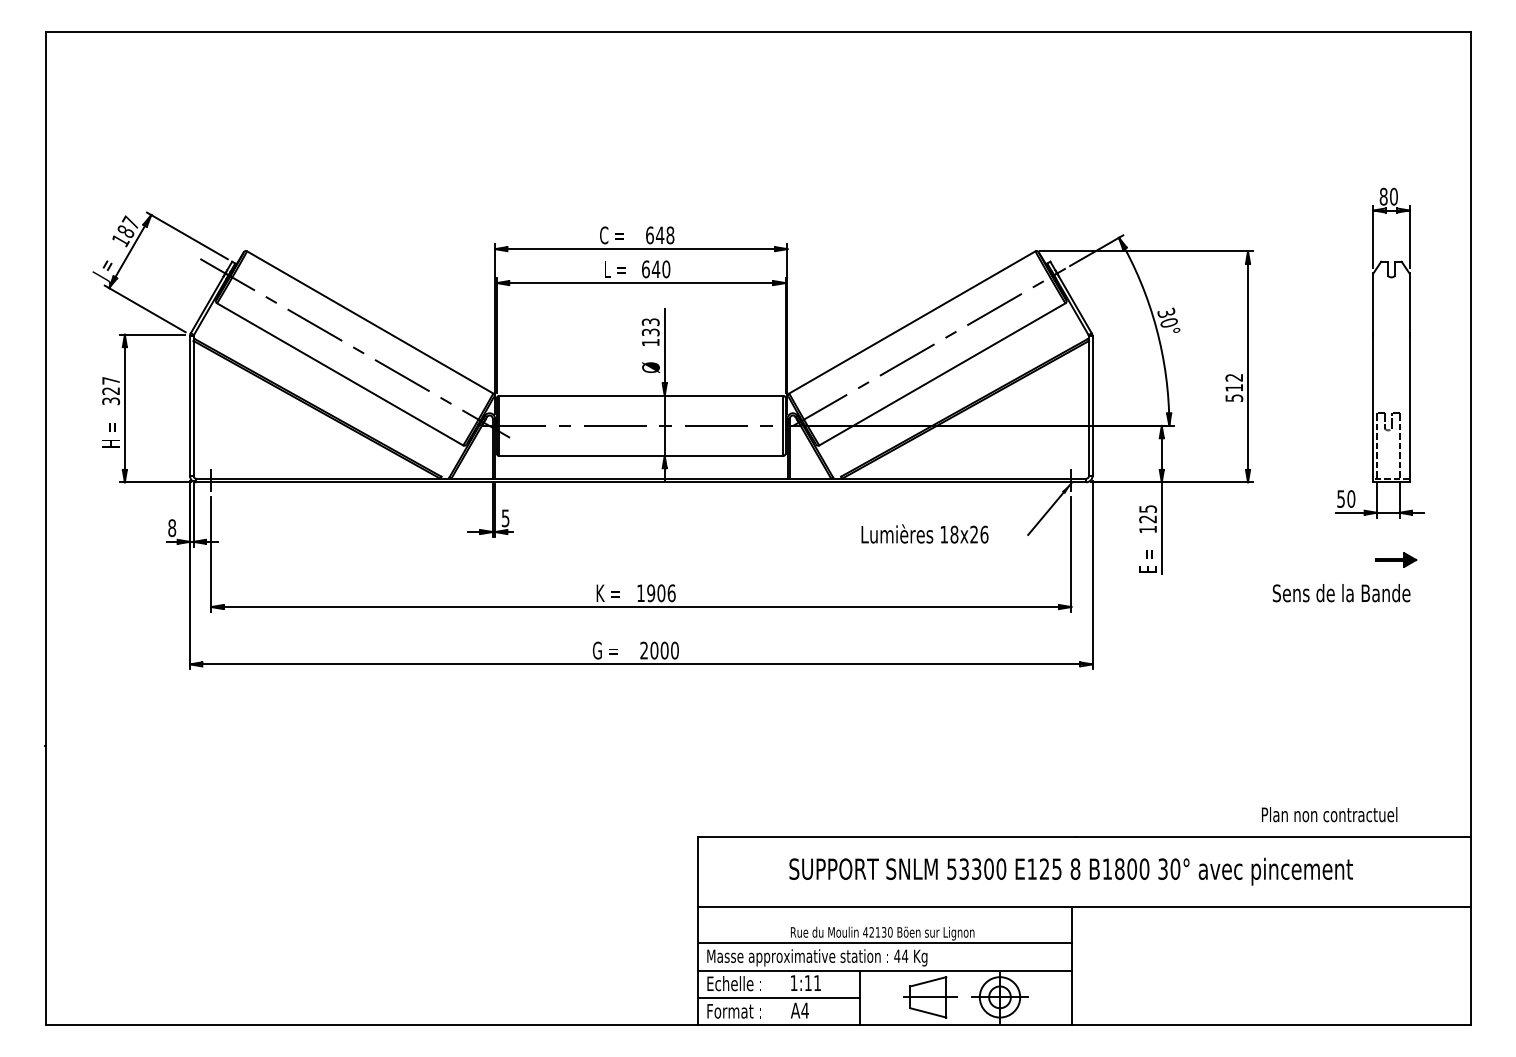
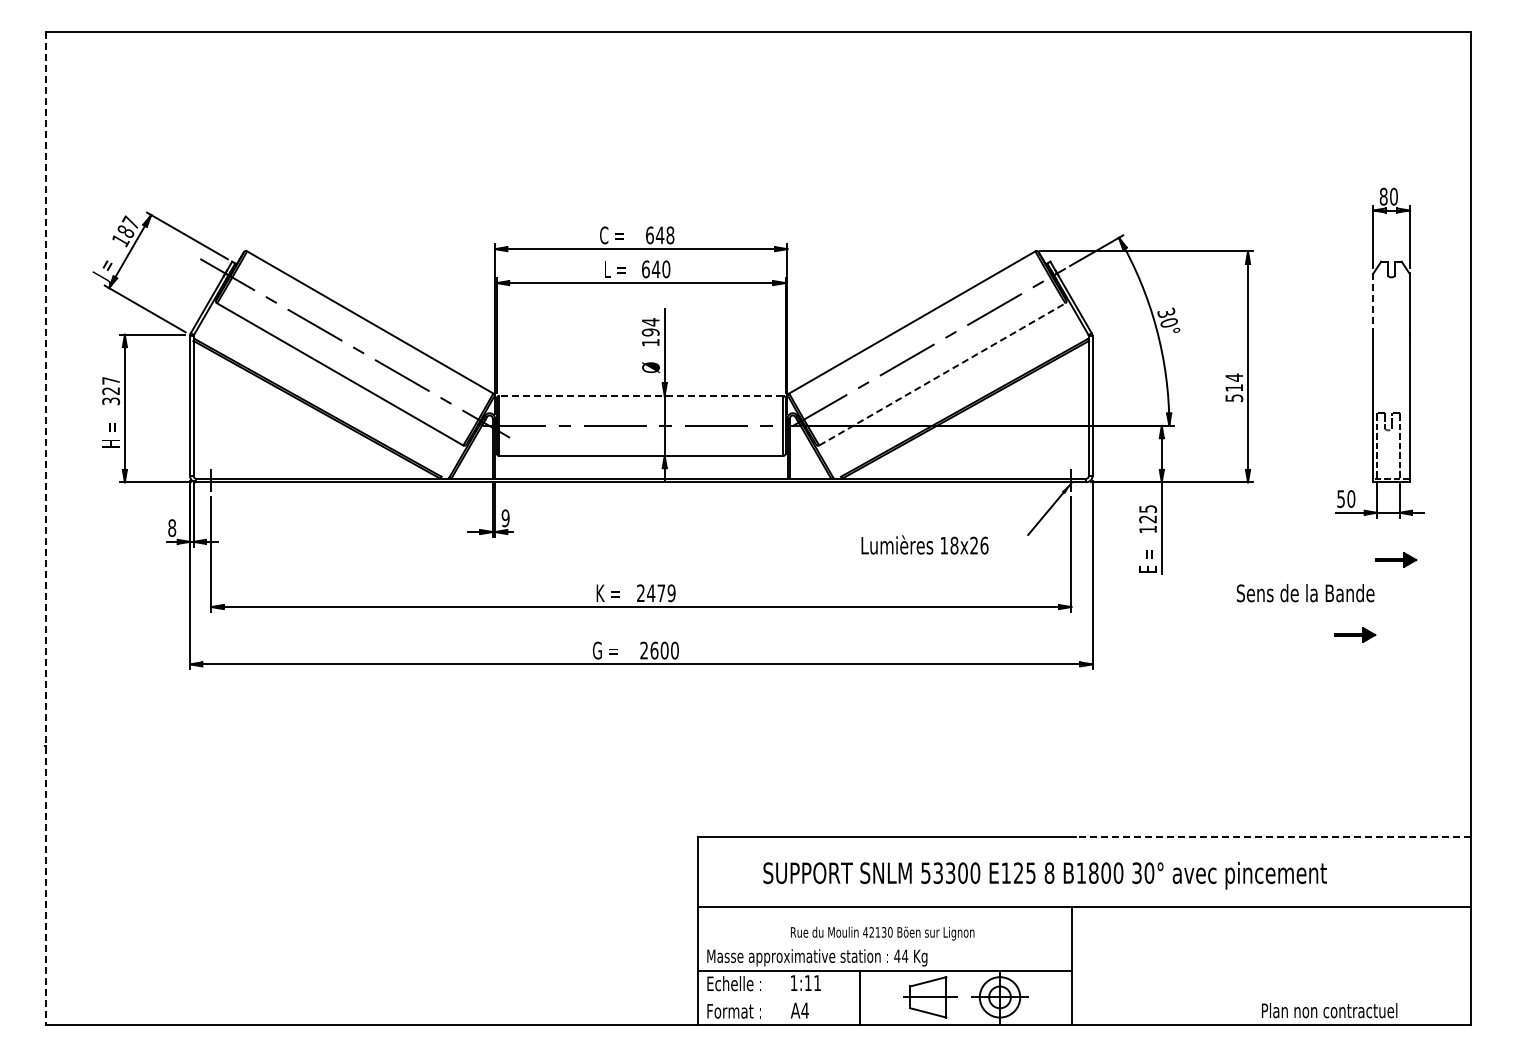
line: solid -> dashed (1373, 303)
text: 133 -> 194 (650, 327)
line: solid -> dashed (942, 374)
text: 512 -> 514 (1233, 377)
line: solid -> dashed (640, 395)
text: 5 -> 9 (505, 517)
line: solid -> dashed (45, 528)
text position: (924, 533) -> (924, 544) (924, 544)
text: 1906 -> 2479 (656, 593)
text position: (1341, 593) -> (1305, 593) (1305, 593)
part: none -> present (1355, 634)
text: 2000 -> 2600 (654, 650)
text position: (1329, 814) -> (1329, 1010) (1329, 1010)
line: solid -> dashed (1272, 836)
text position: (1070, 871) -> (1044, 875) (1044, 875)
line: present -> none (884, 943)
line: present -> none (778, 997)
